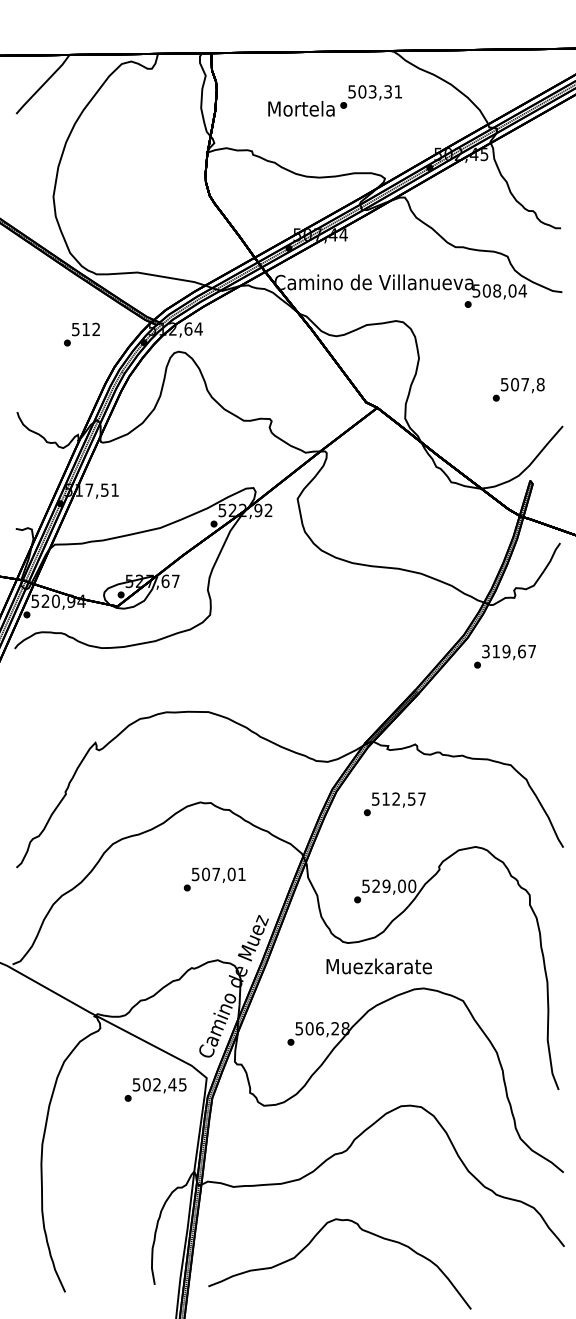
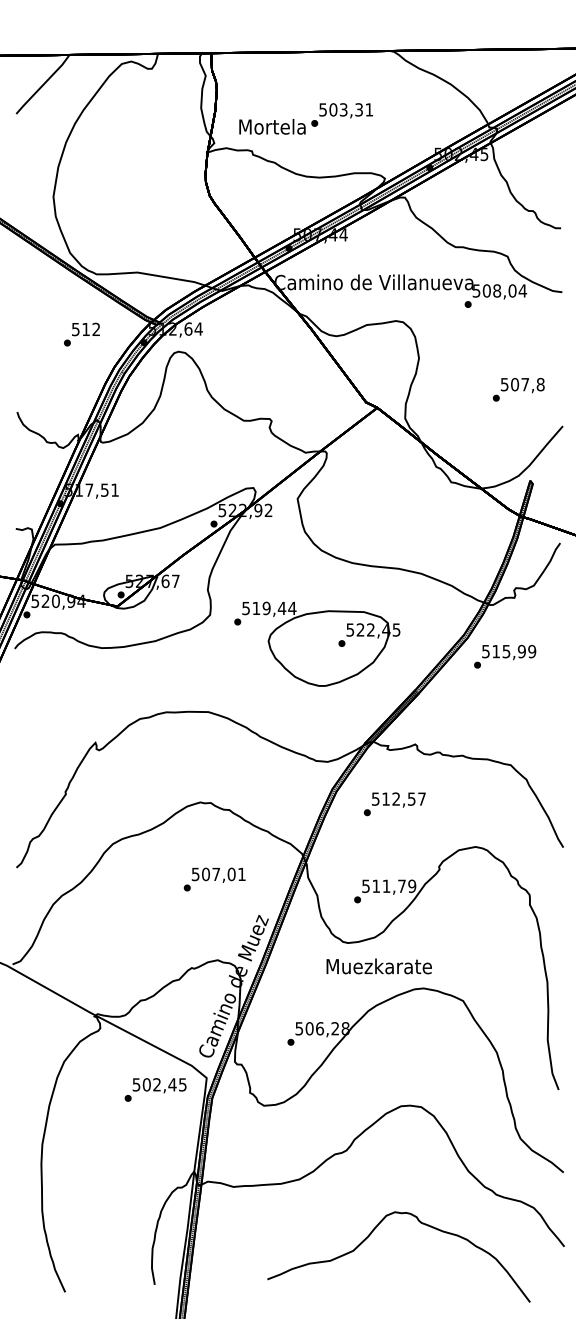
text position: (334, 100) -> (305, 118) (305, 118)
part: none -> present (317, 643)
text: 319,67 -> 515,99 (509, 651)
text: 529,00 -> 511,79 (394, 886)
part position: (312, 1241) -> (371, 1234) (371, 1234)
